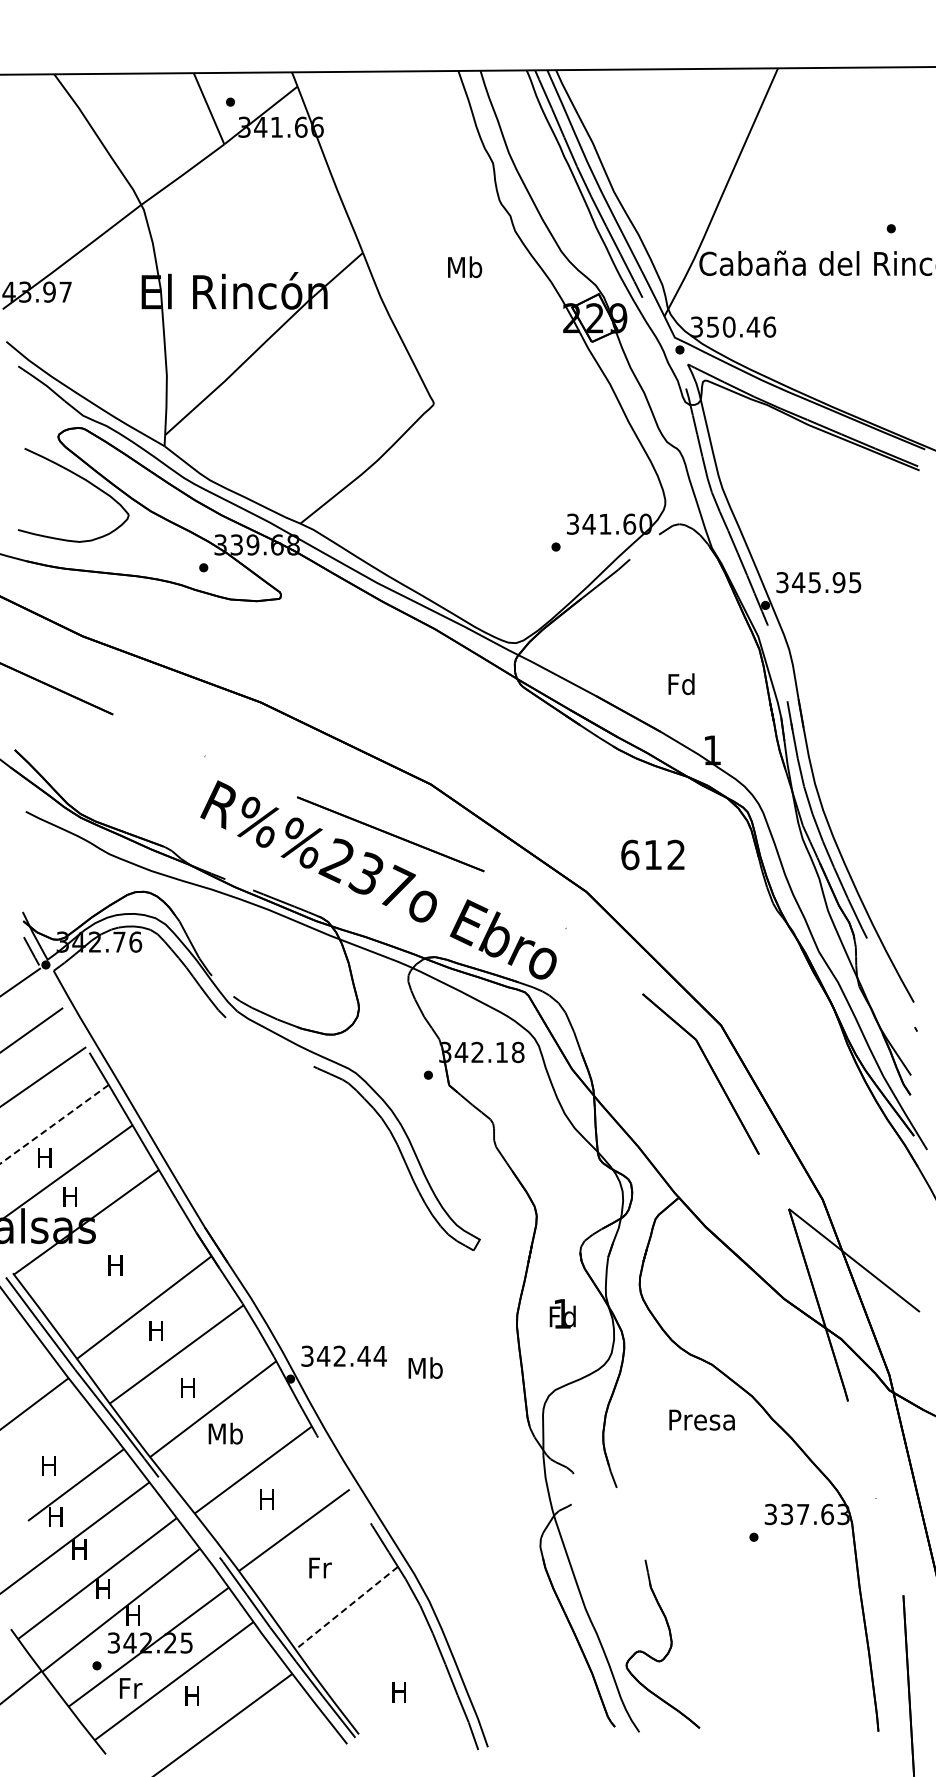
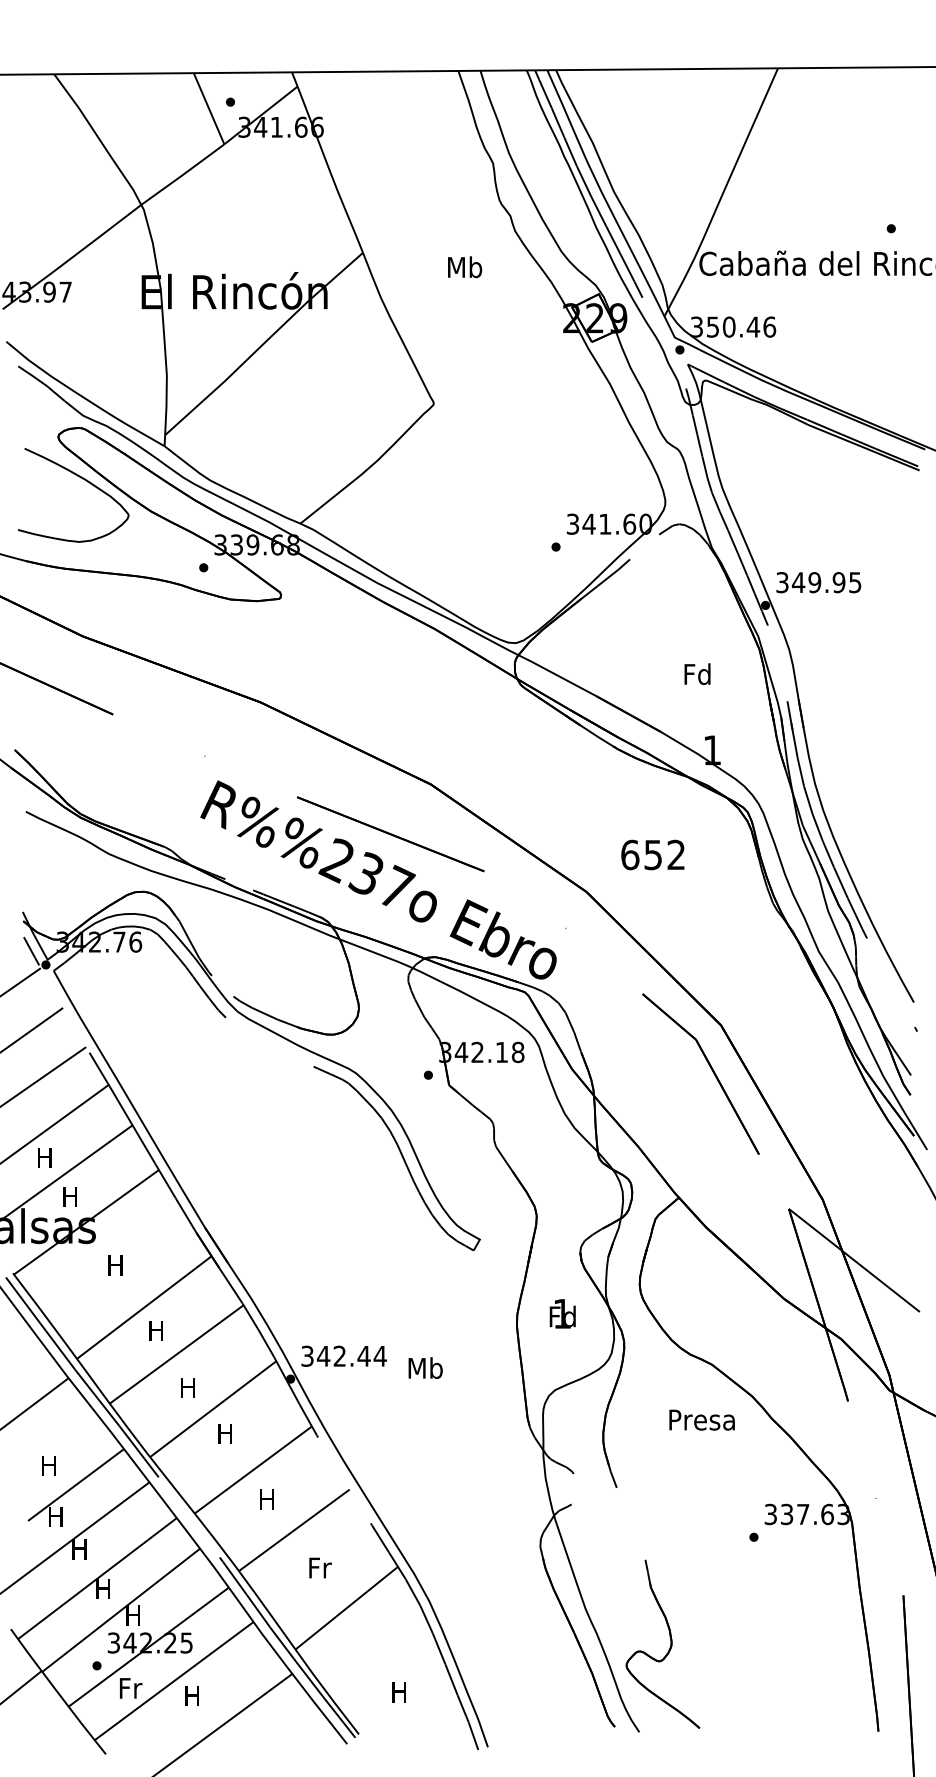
text: 345.95 -> 349.95 (814, 582)
text position: (681, 684) -> (697, 674) (697, 674)
text: 612 -> 652 (652, 855)
line: dashed -> solid (54, 1124)
text: Mb -> H (225, 1433)
line: dashed -> solid (346, 1608)
